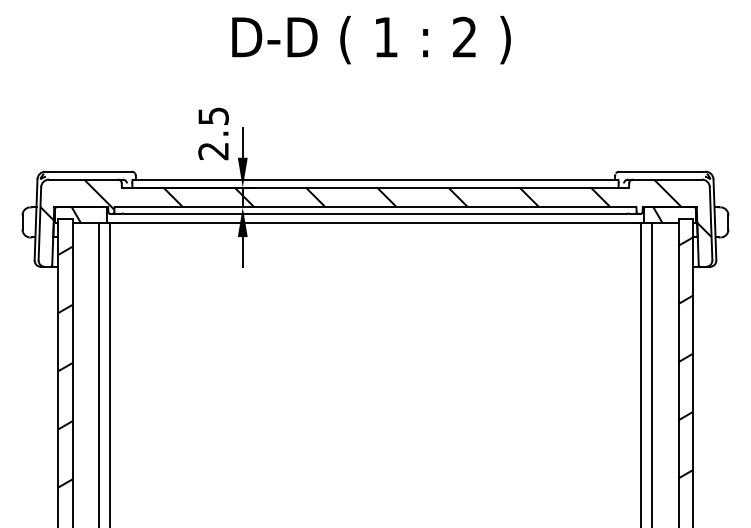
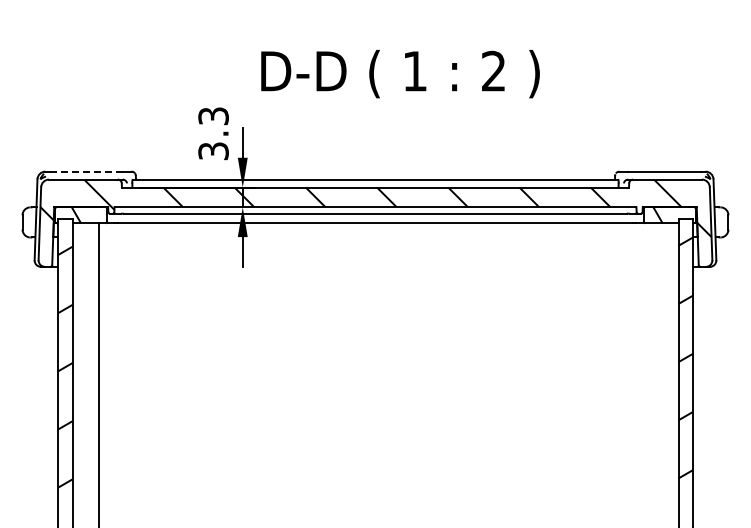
text position: (371, 40) -> (400, 74) (400, 74)
text: 2.5 -> 3.3 (213, 133)
line: solid -> dashed (86, 171)
line: present -> none (109, 373)
line: present -> none (641, 373)
line: present -> none (651, 373)
